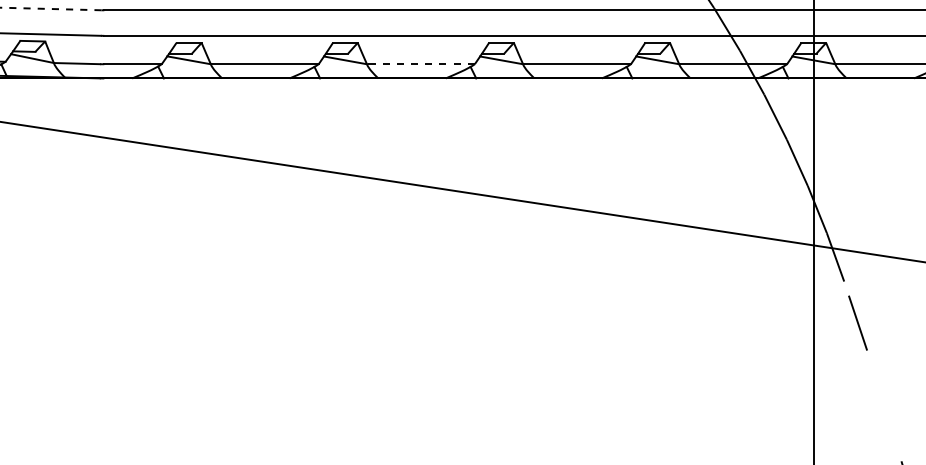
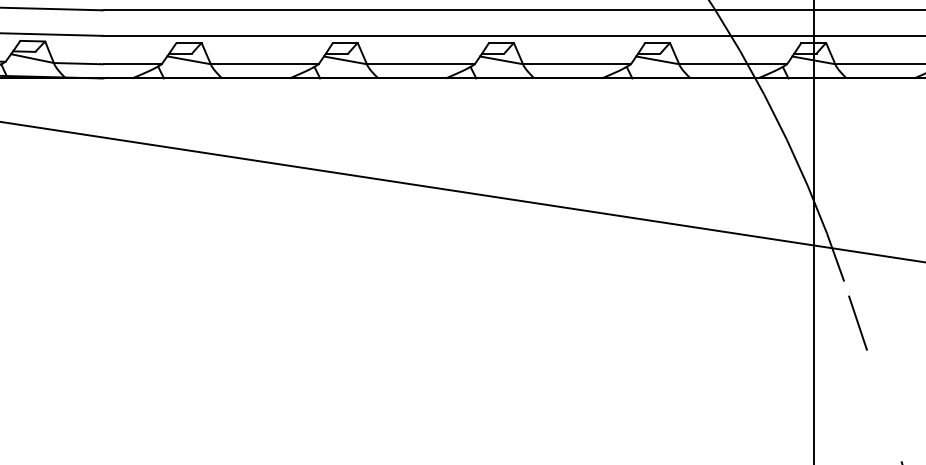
line: dashed -> solid (50, 9)
line: dashed -> solid (420, 64)
